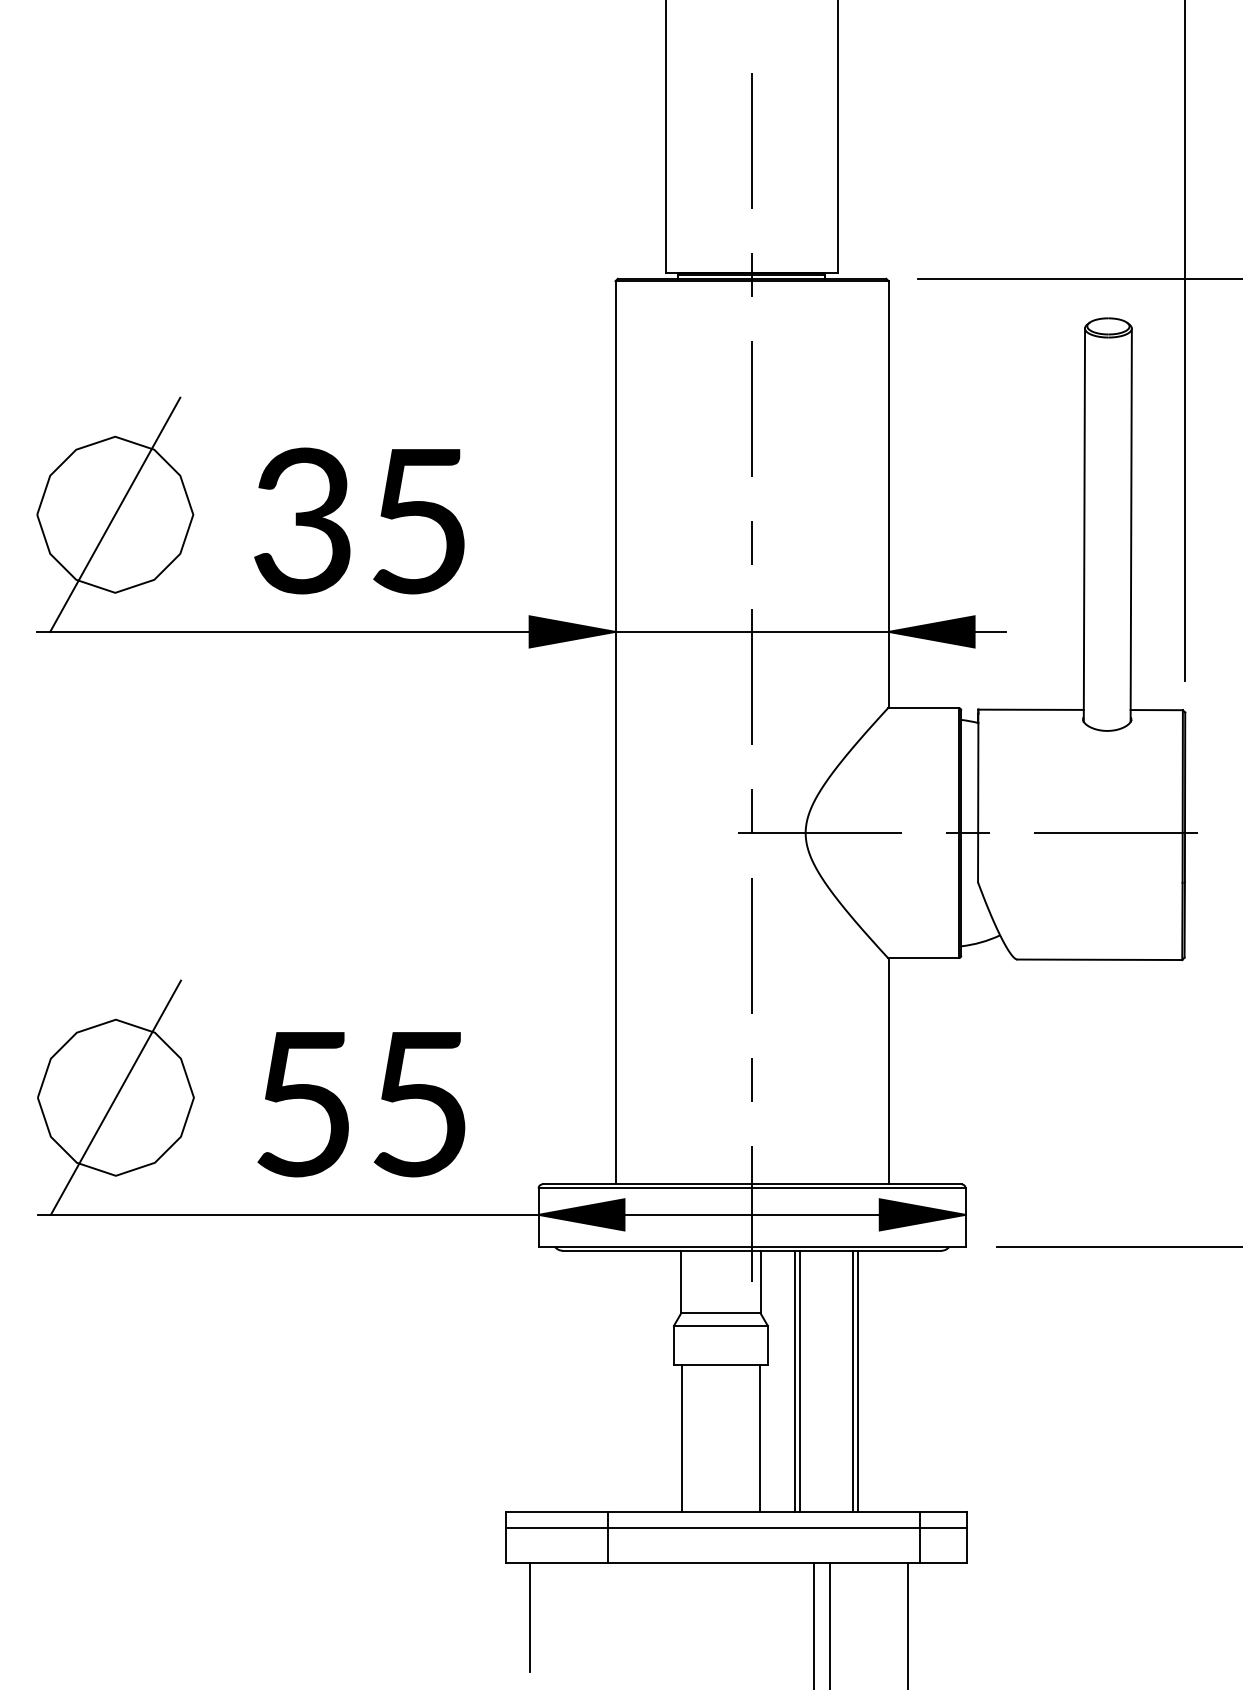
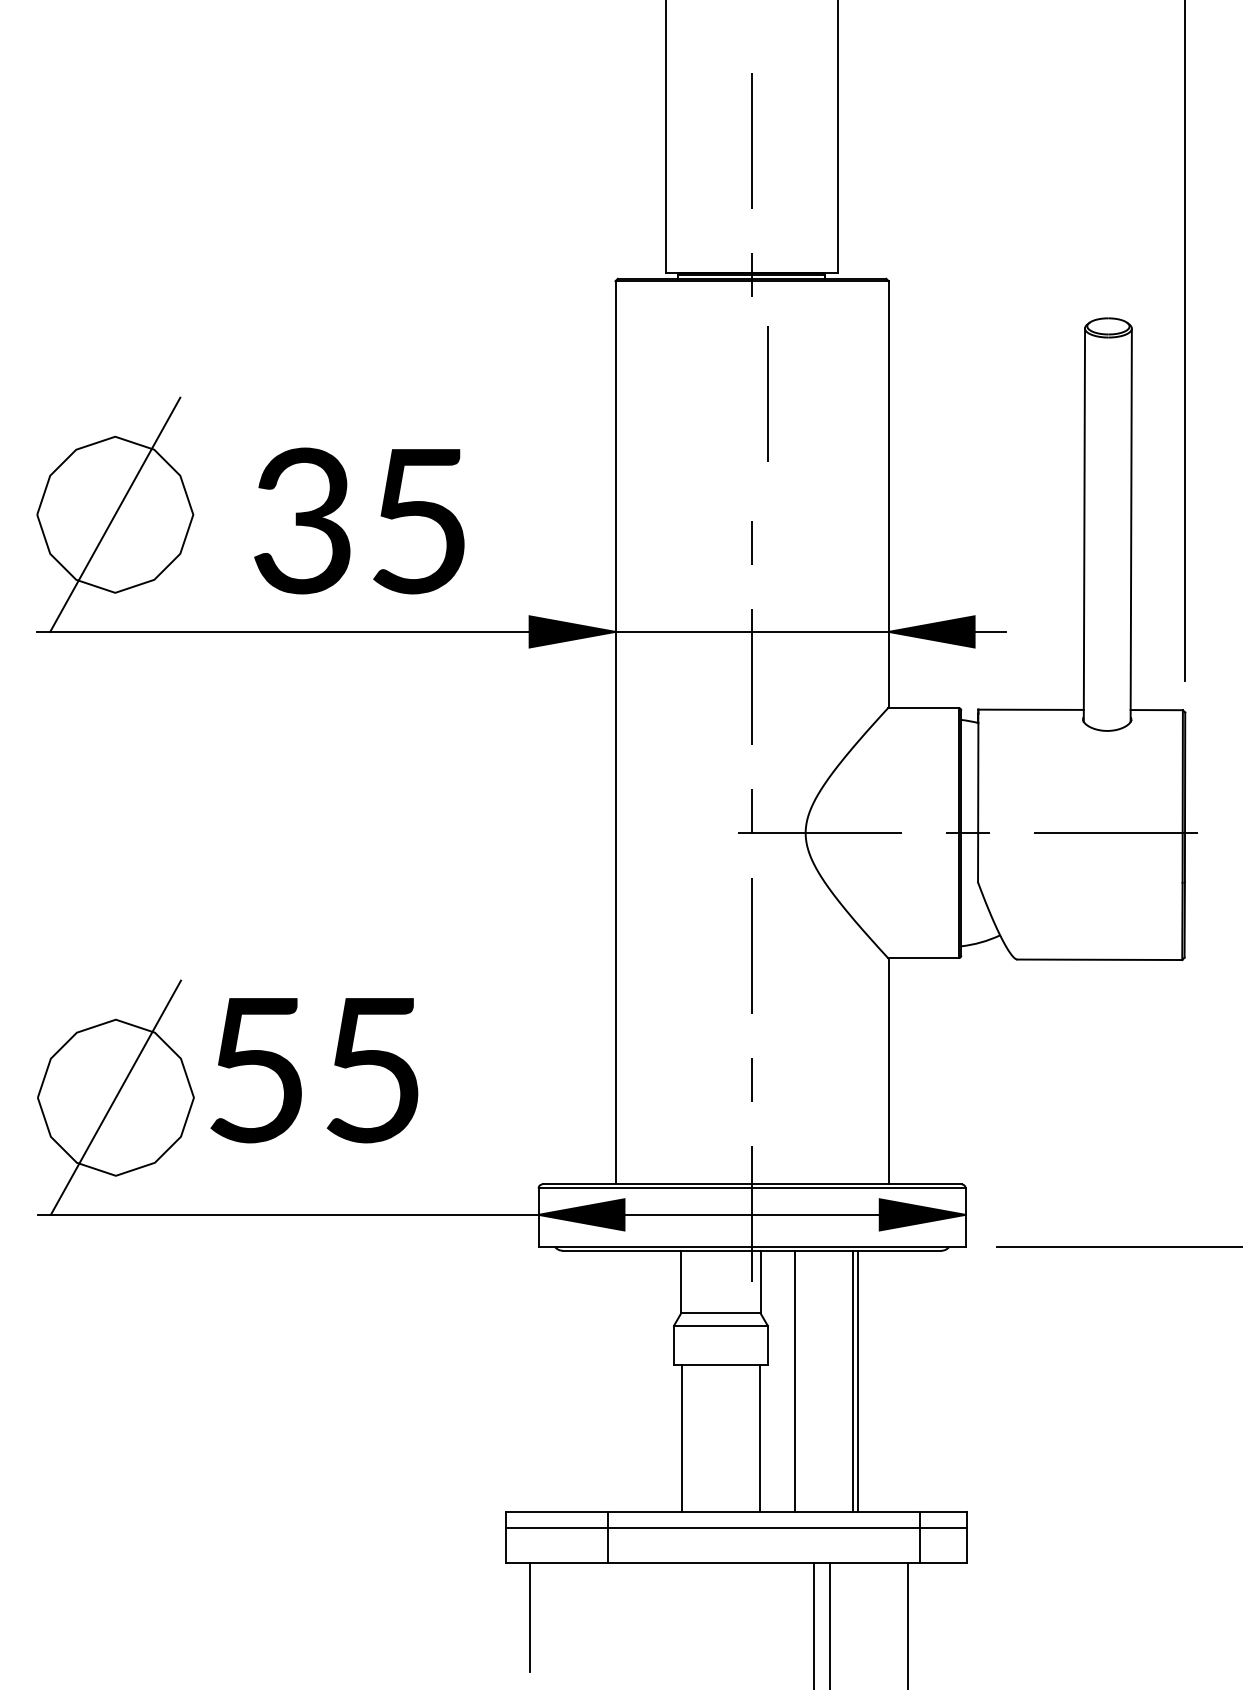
line: present -> none (1078, 278)
line position: (751, 408) -> (767, 393) (767, 393)
text position: (361, 1104) -> (314, 1070) (314, 1070)
line: present -> none (799, 1381)
